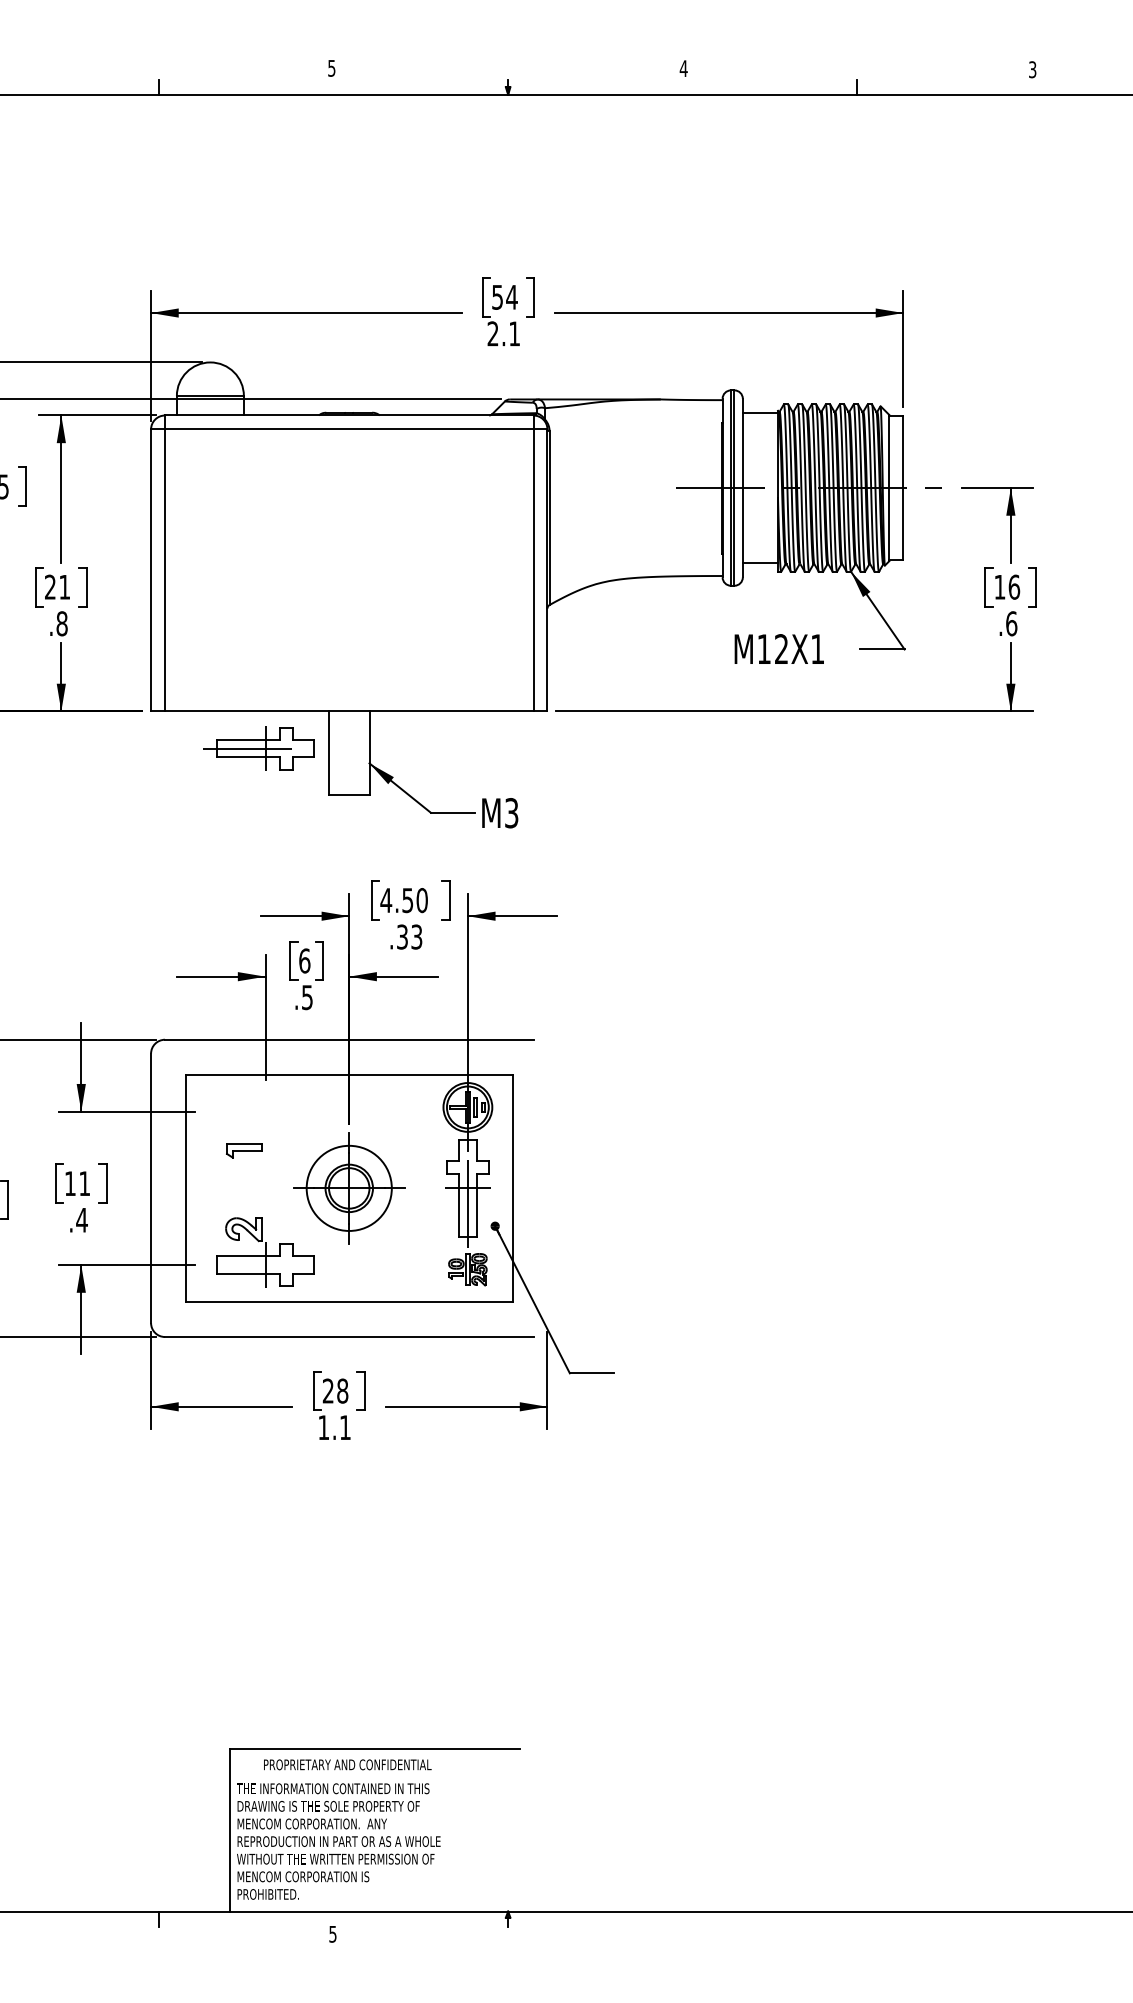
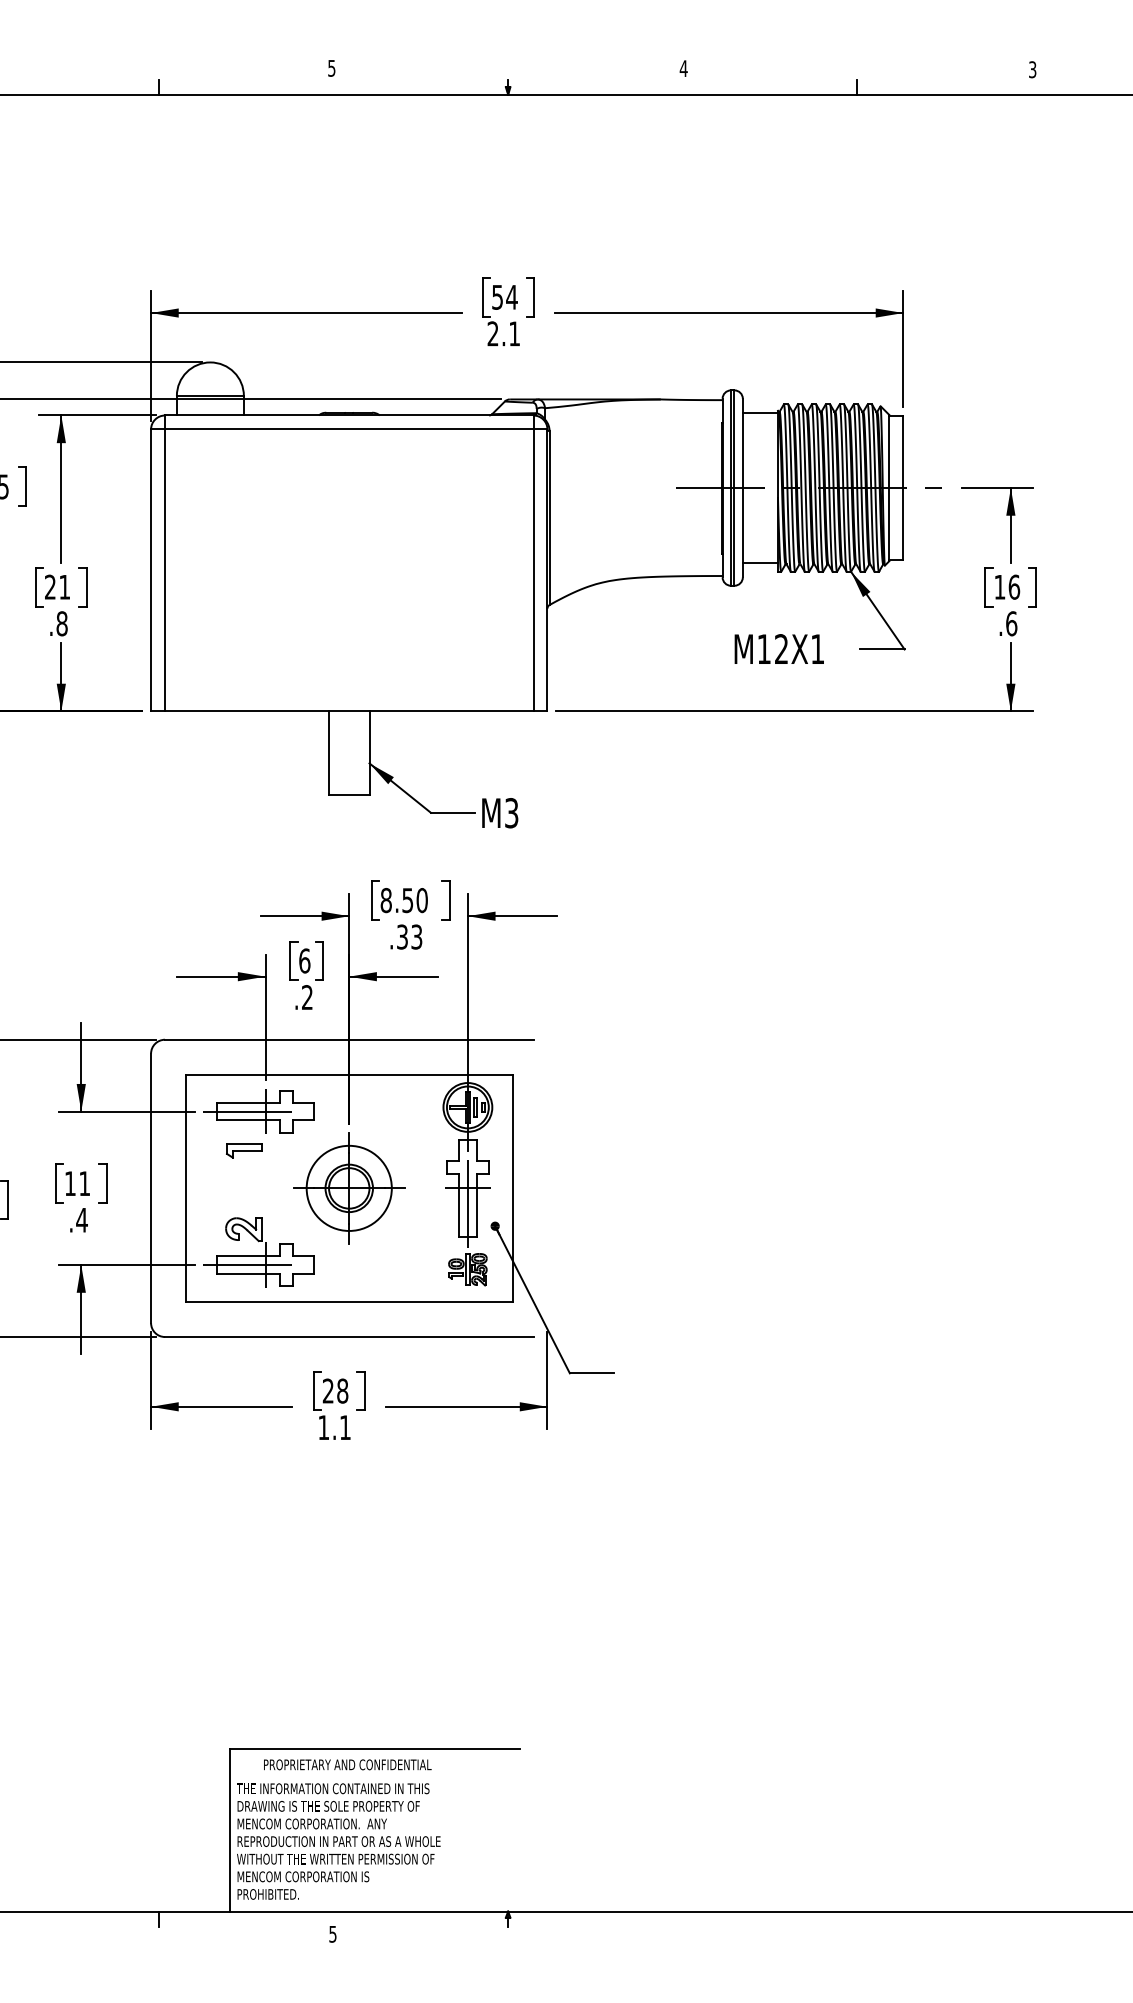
part position: (258, 748) -> (258, 1111) (258, 1111)
text: 4.50 -> 8.50 (386, 900)
text: .5 -> .2 (307, 997)
line: none -> present (248, 1265)
